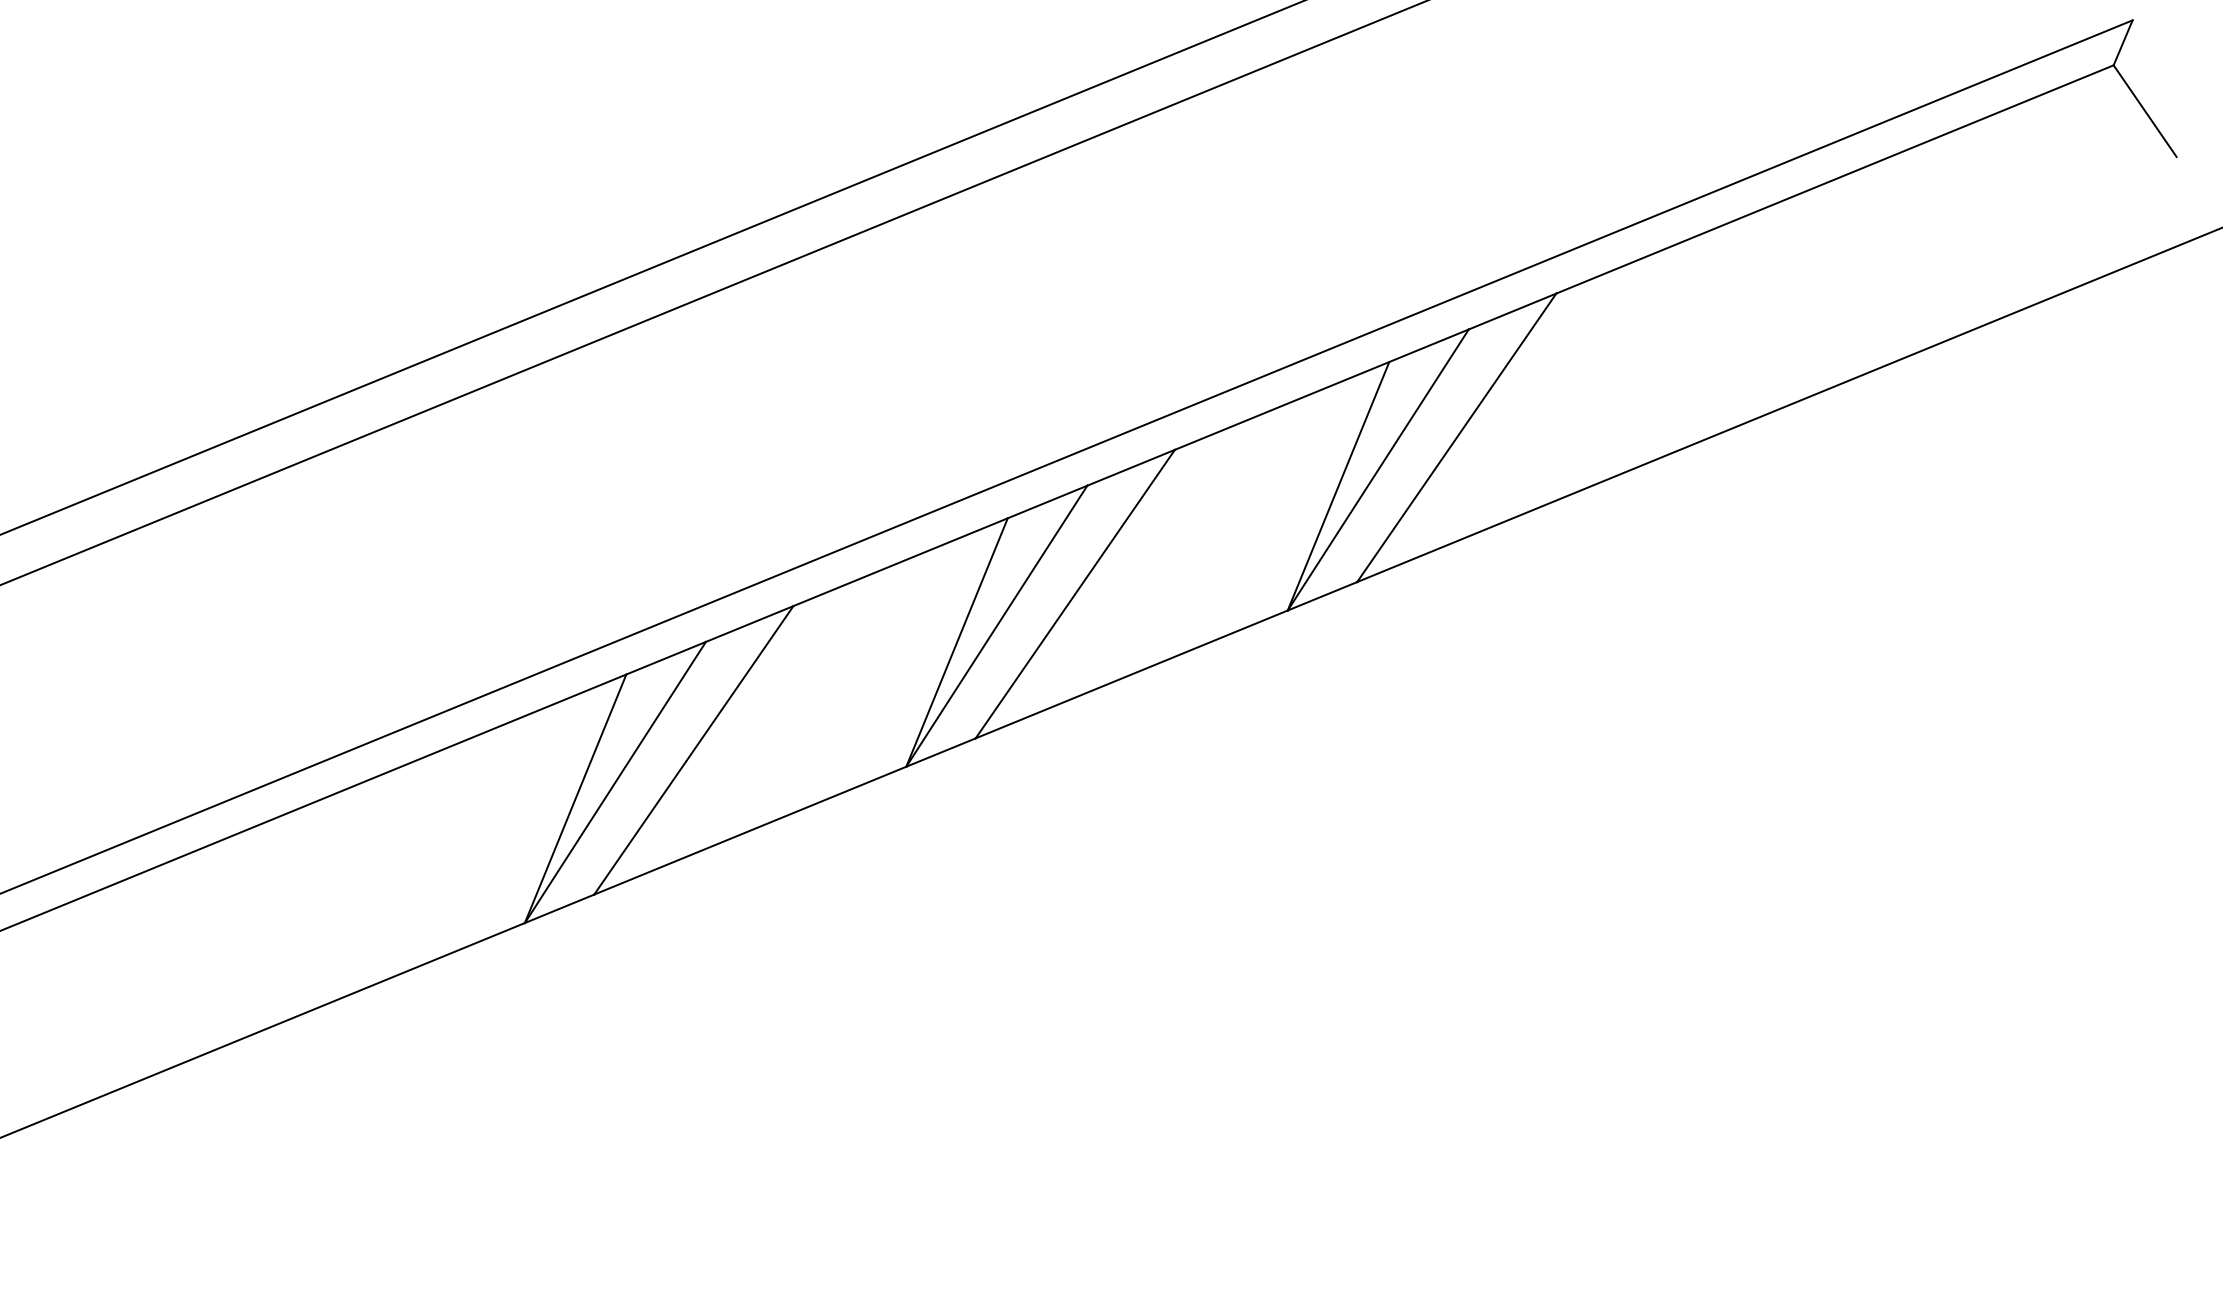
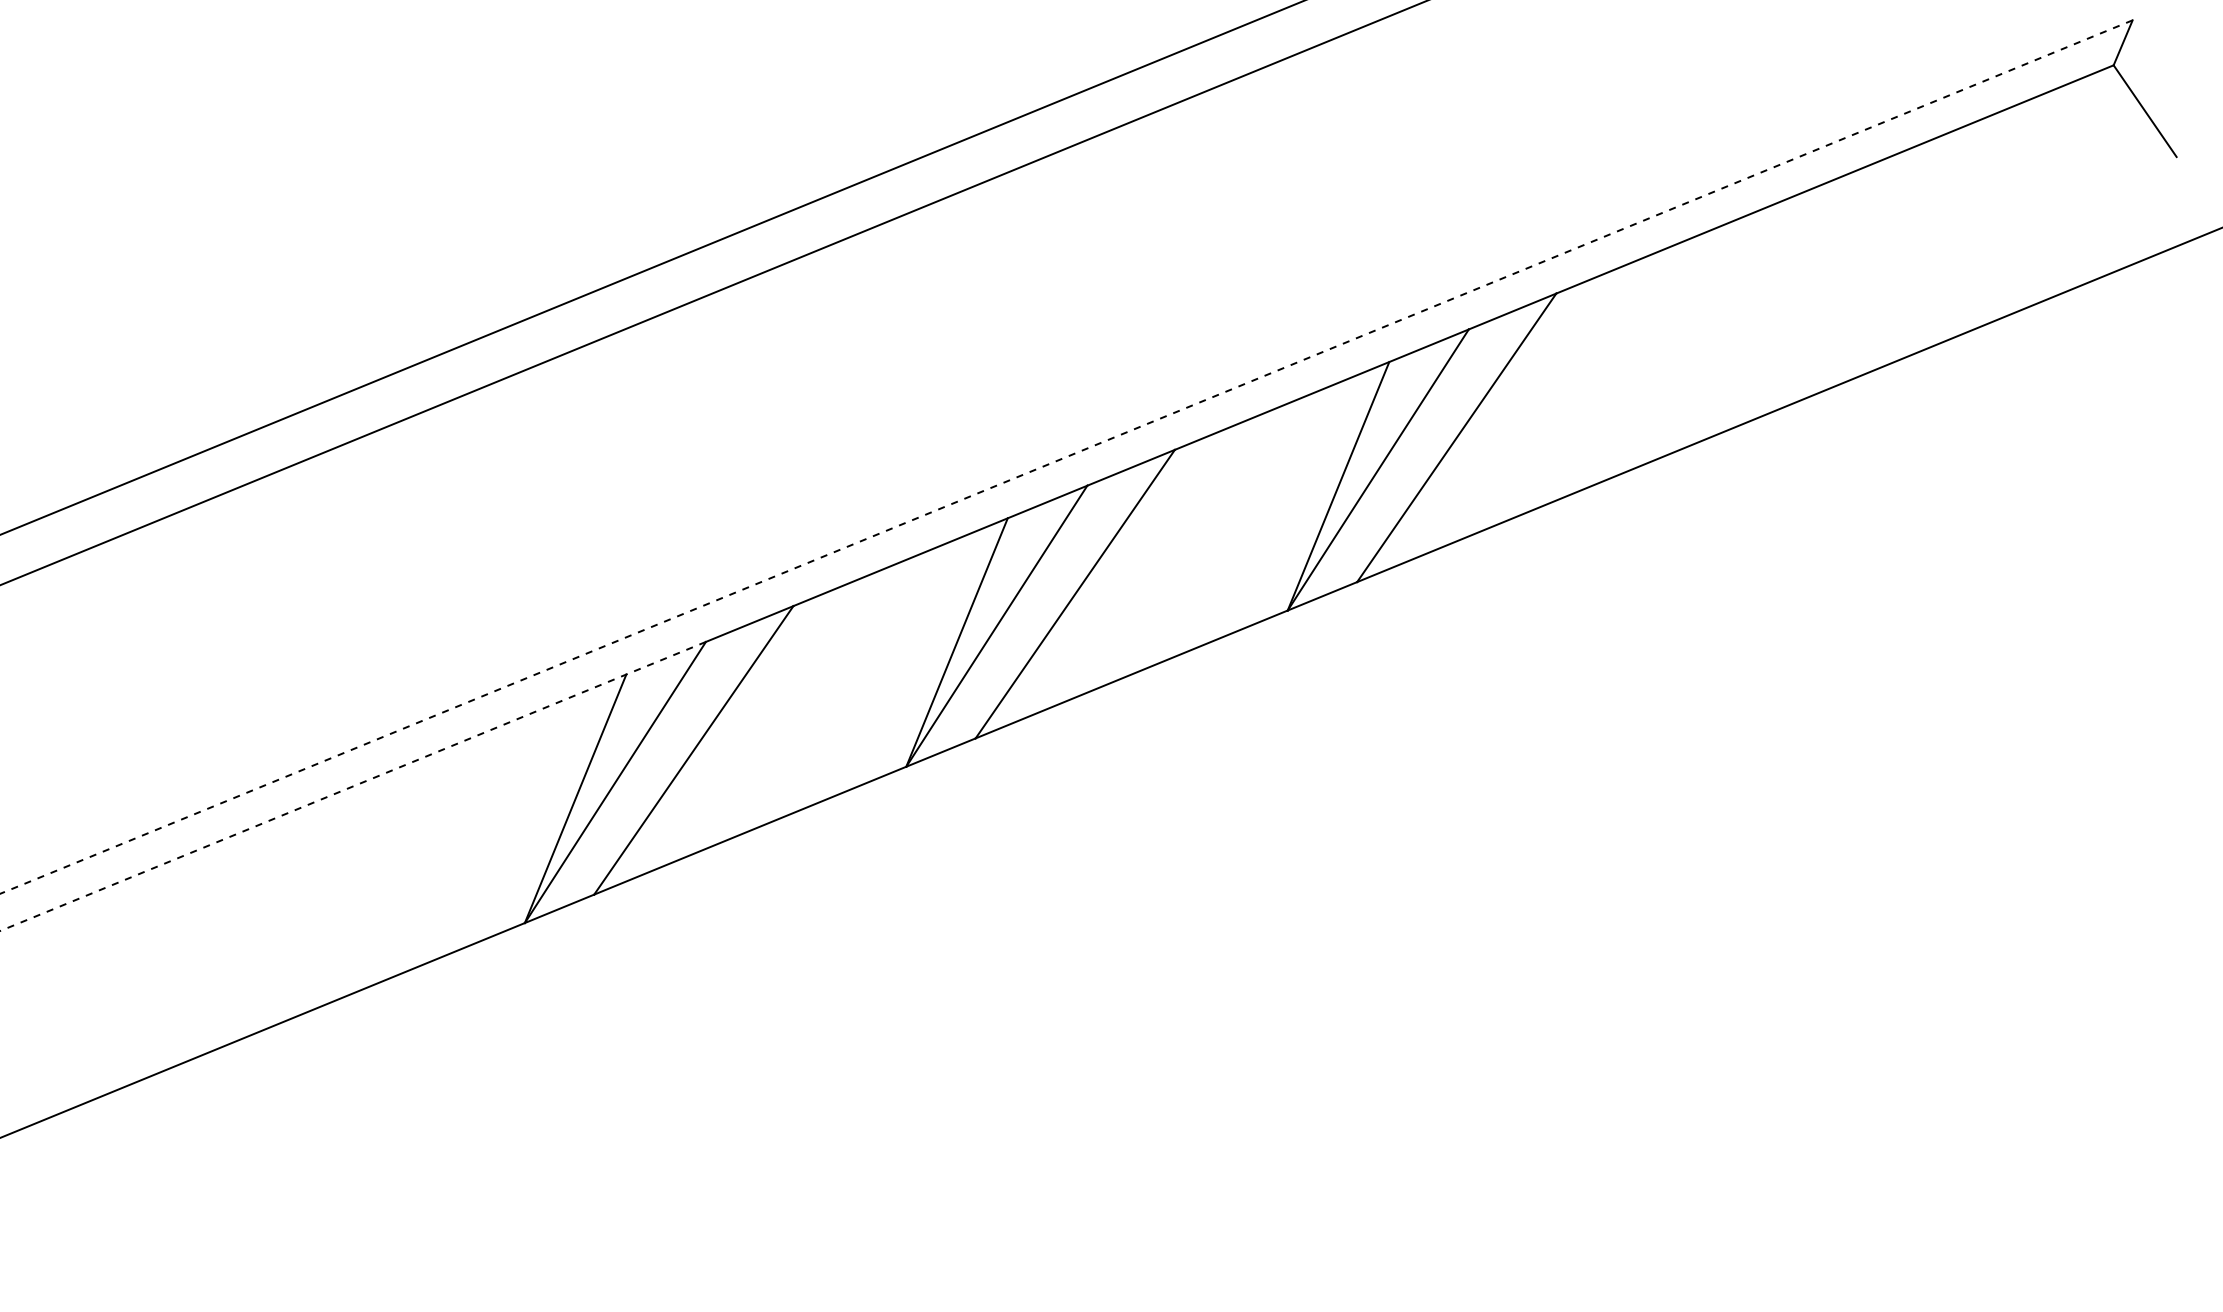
line: solid -> dashed (1066, 456)
line: solid -> dashed (353, 786)
